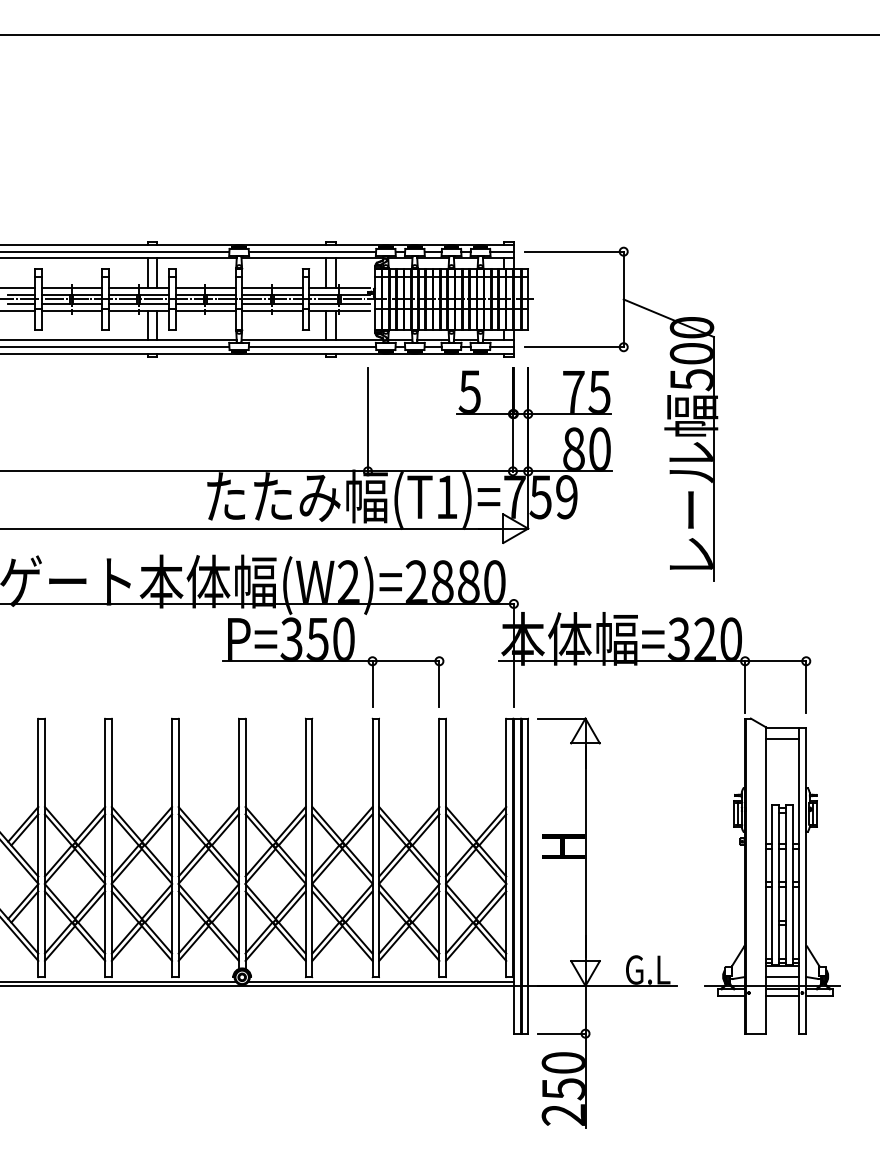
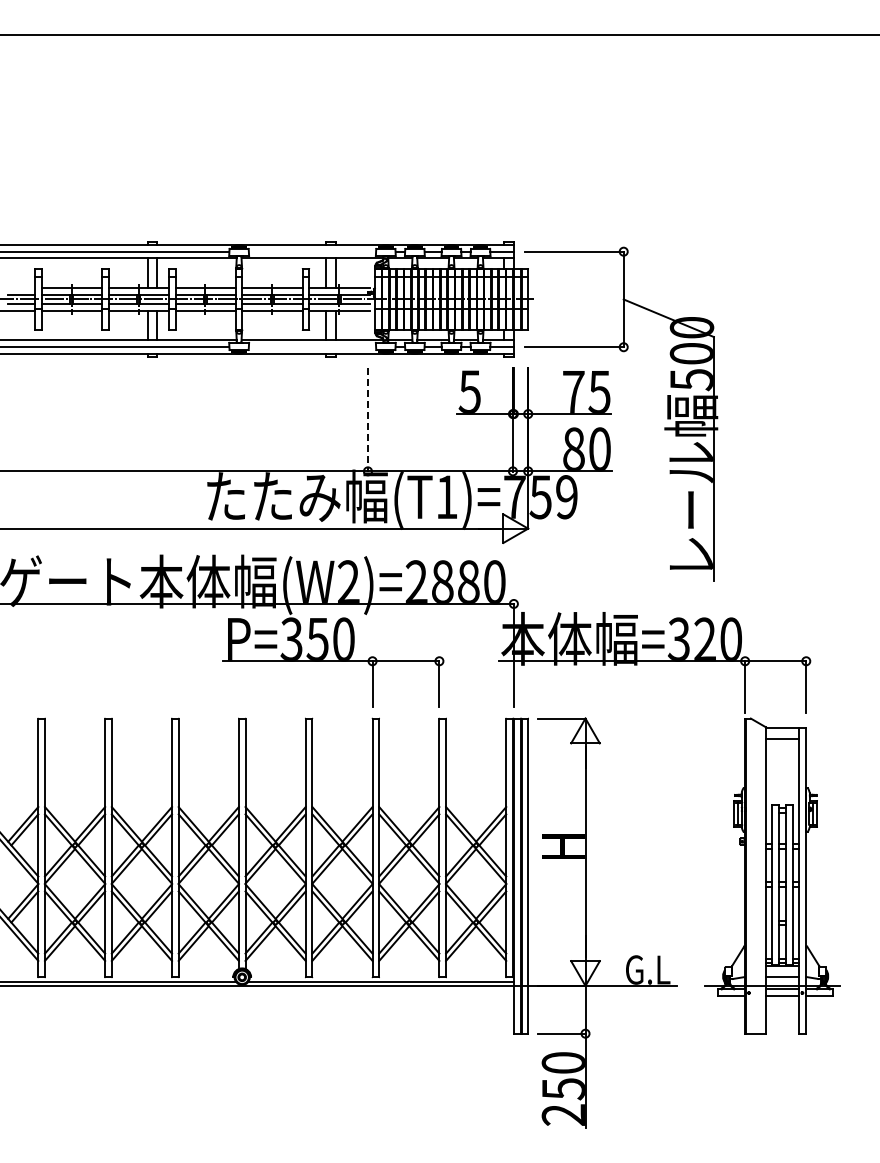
line: present -> none (312, 251)
line: present -> none (18, 287)
line: present -> none (312, 347)
line: solid -> dashed (367, 419)
